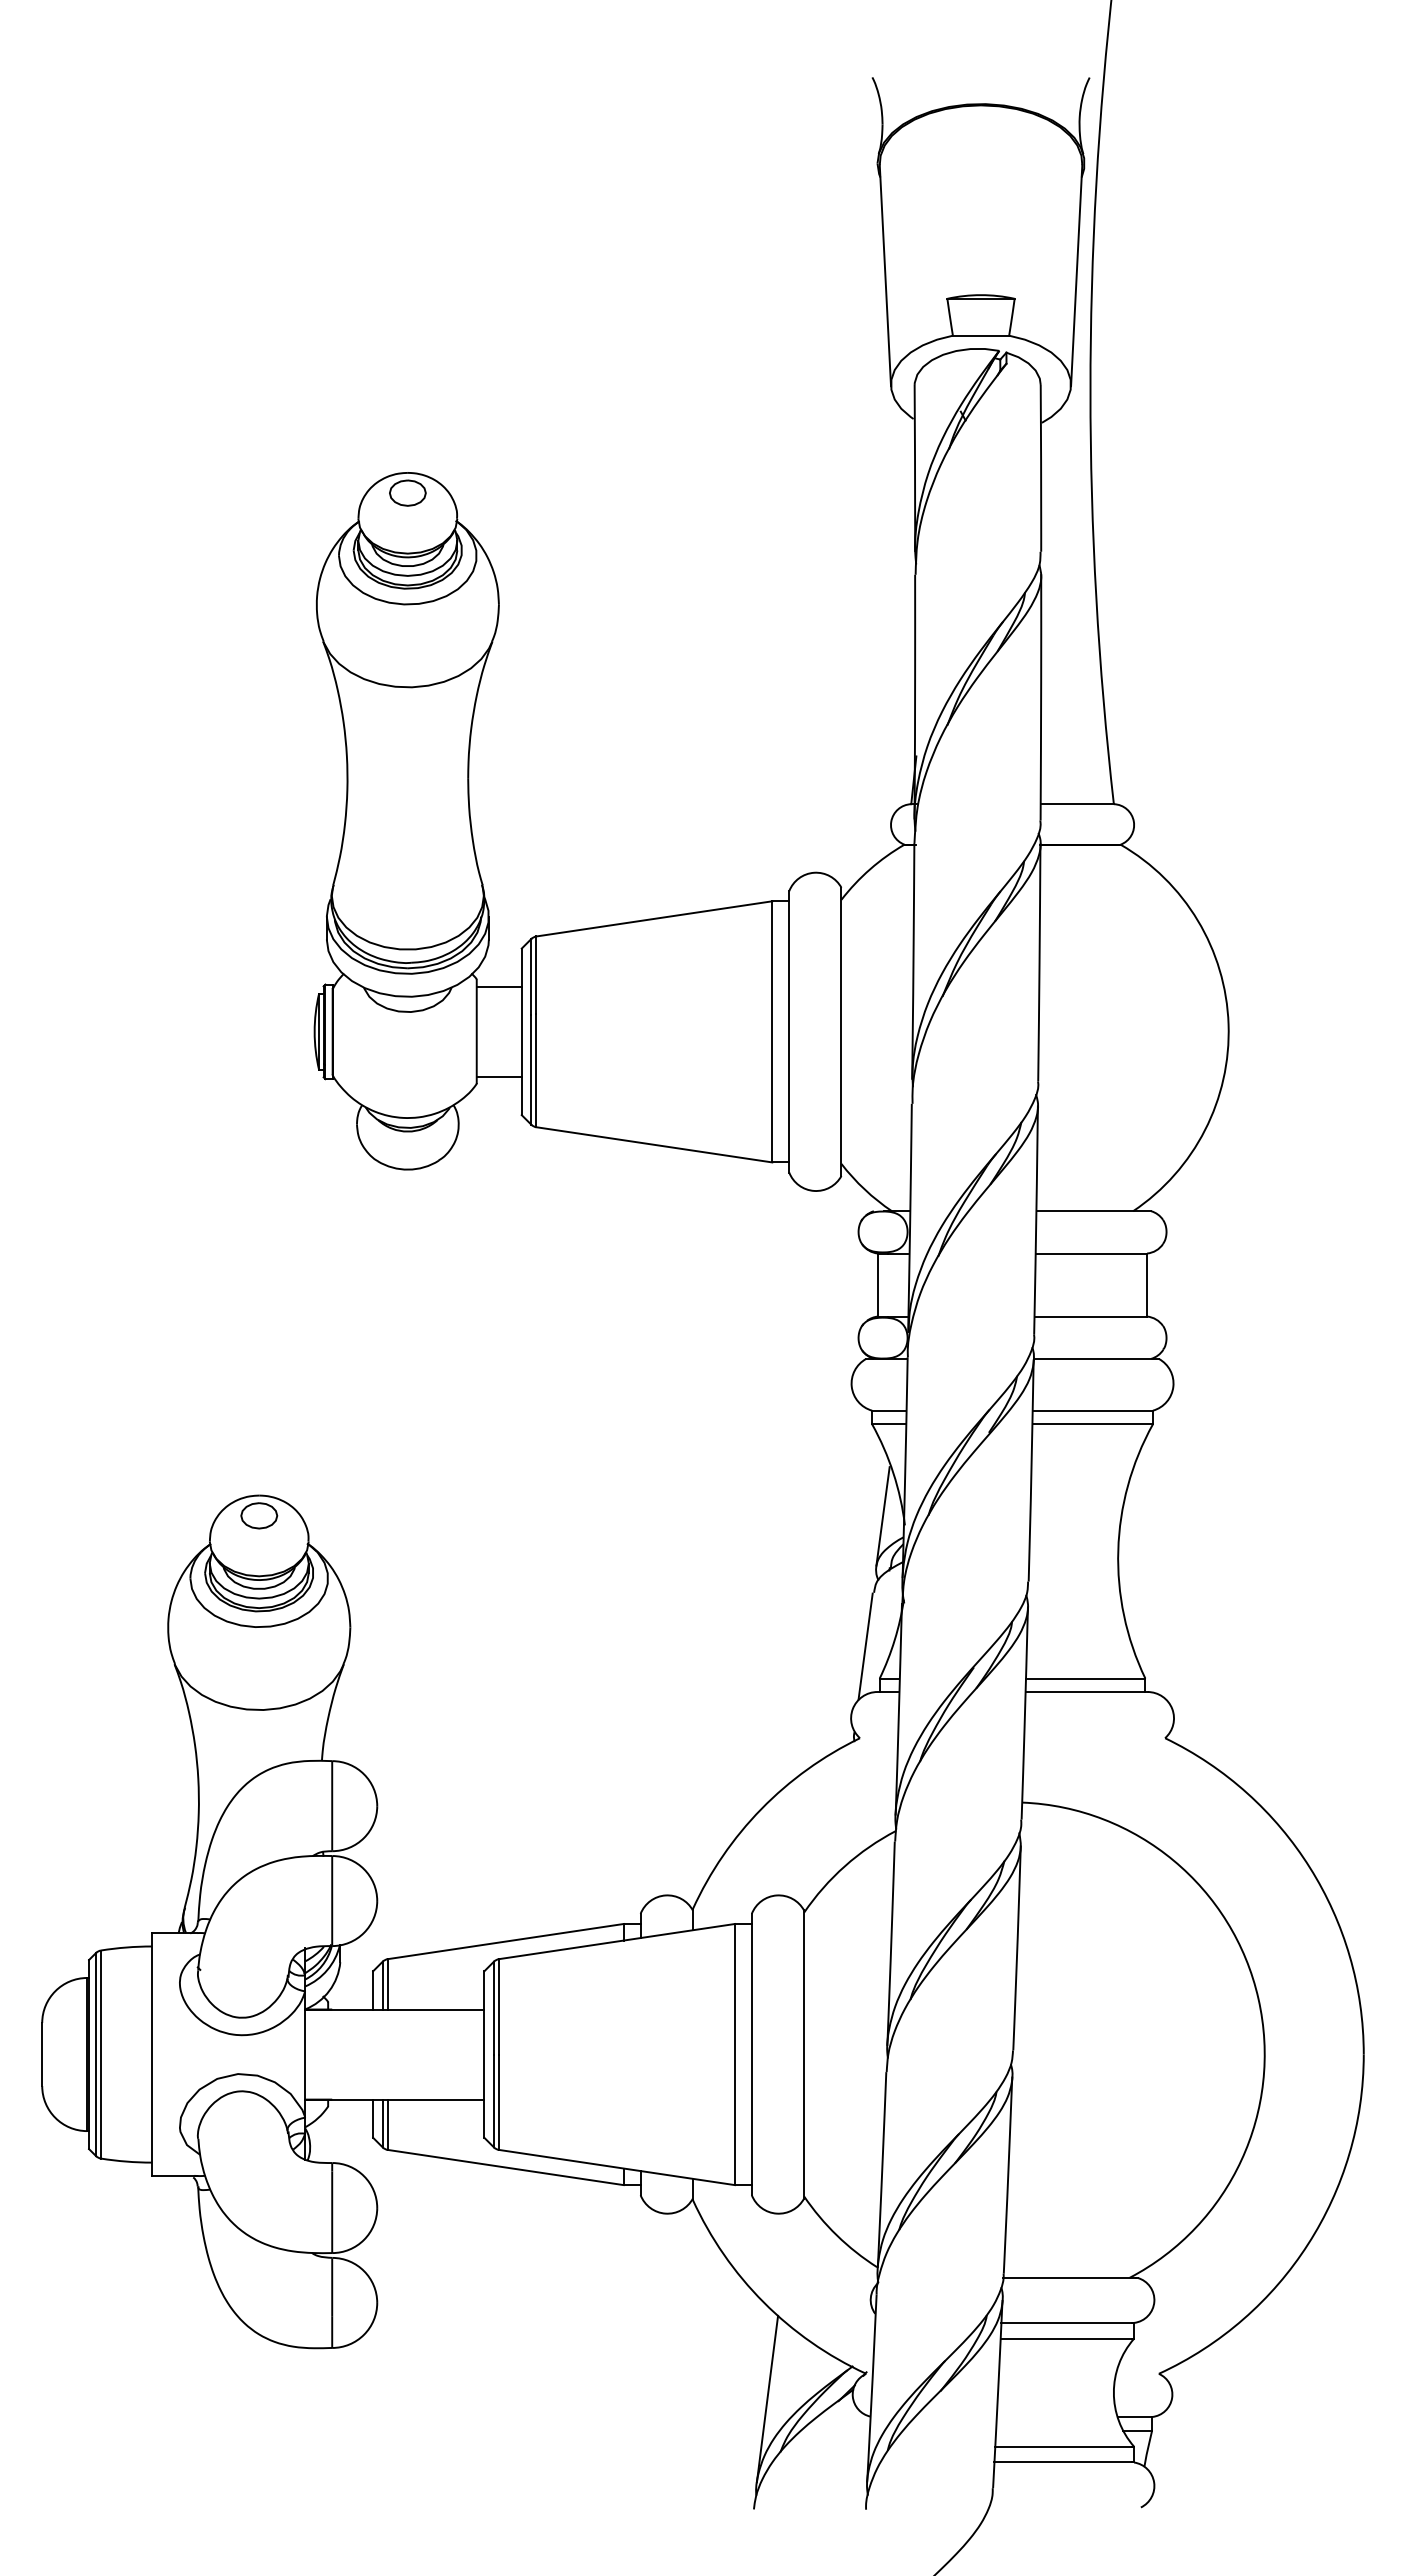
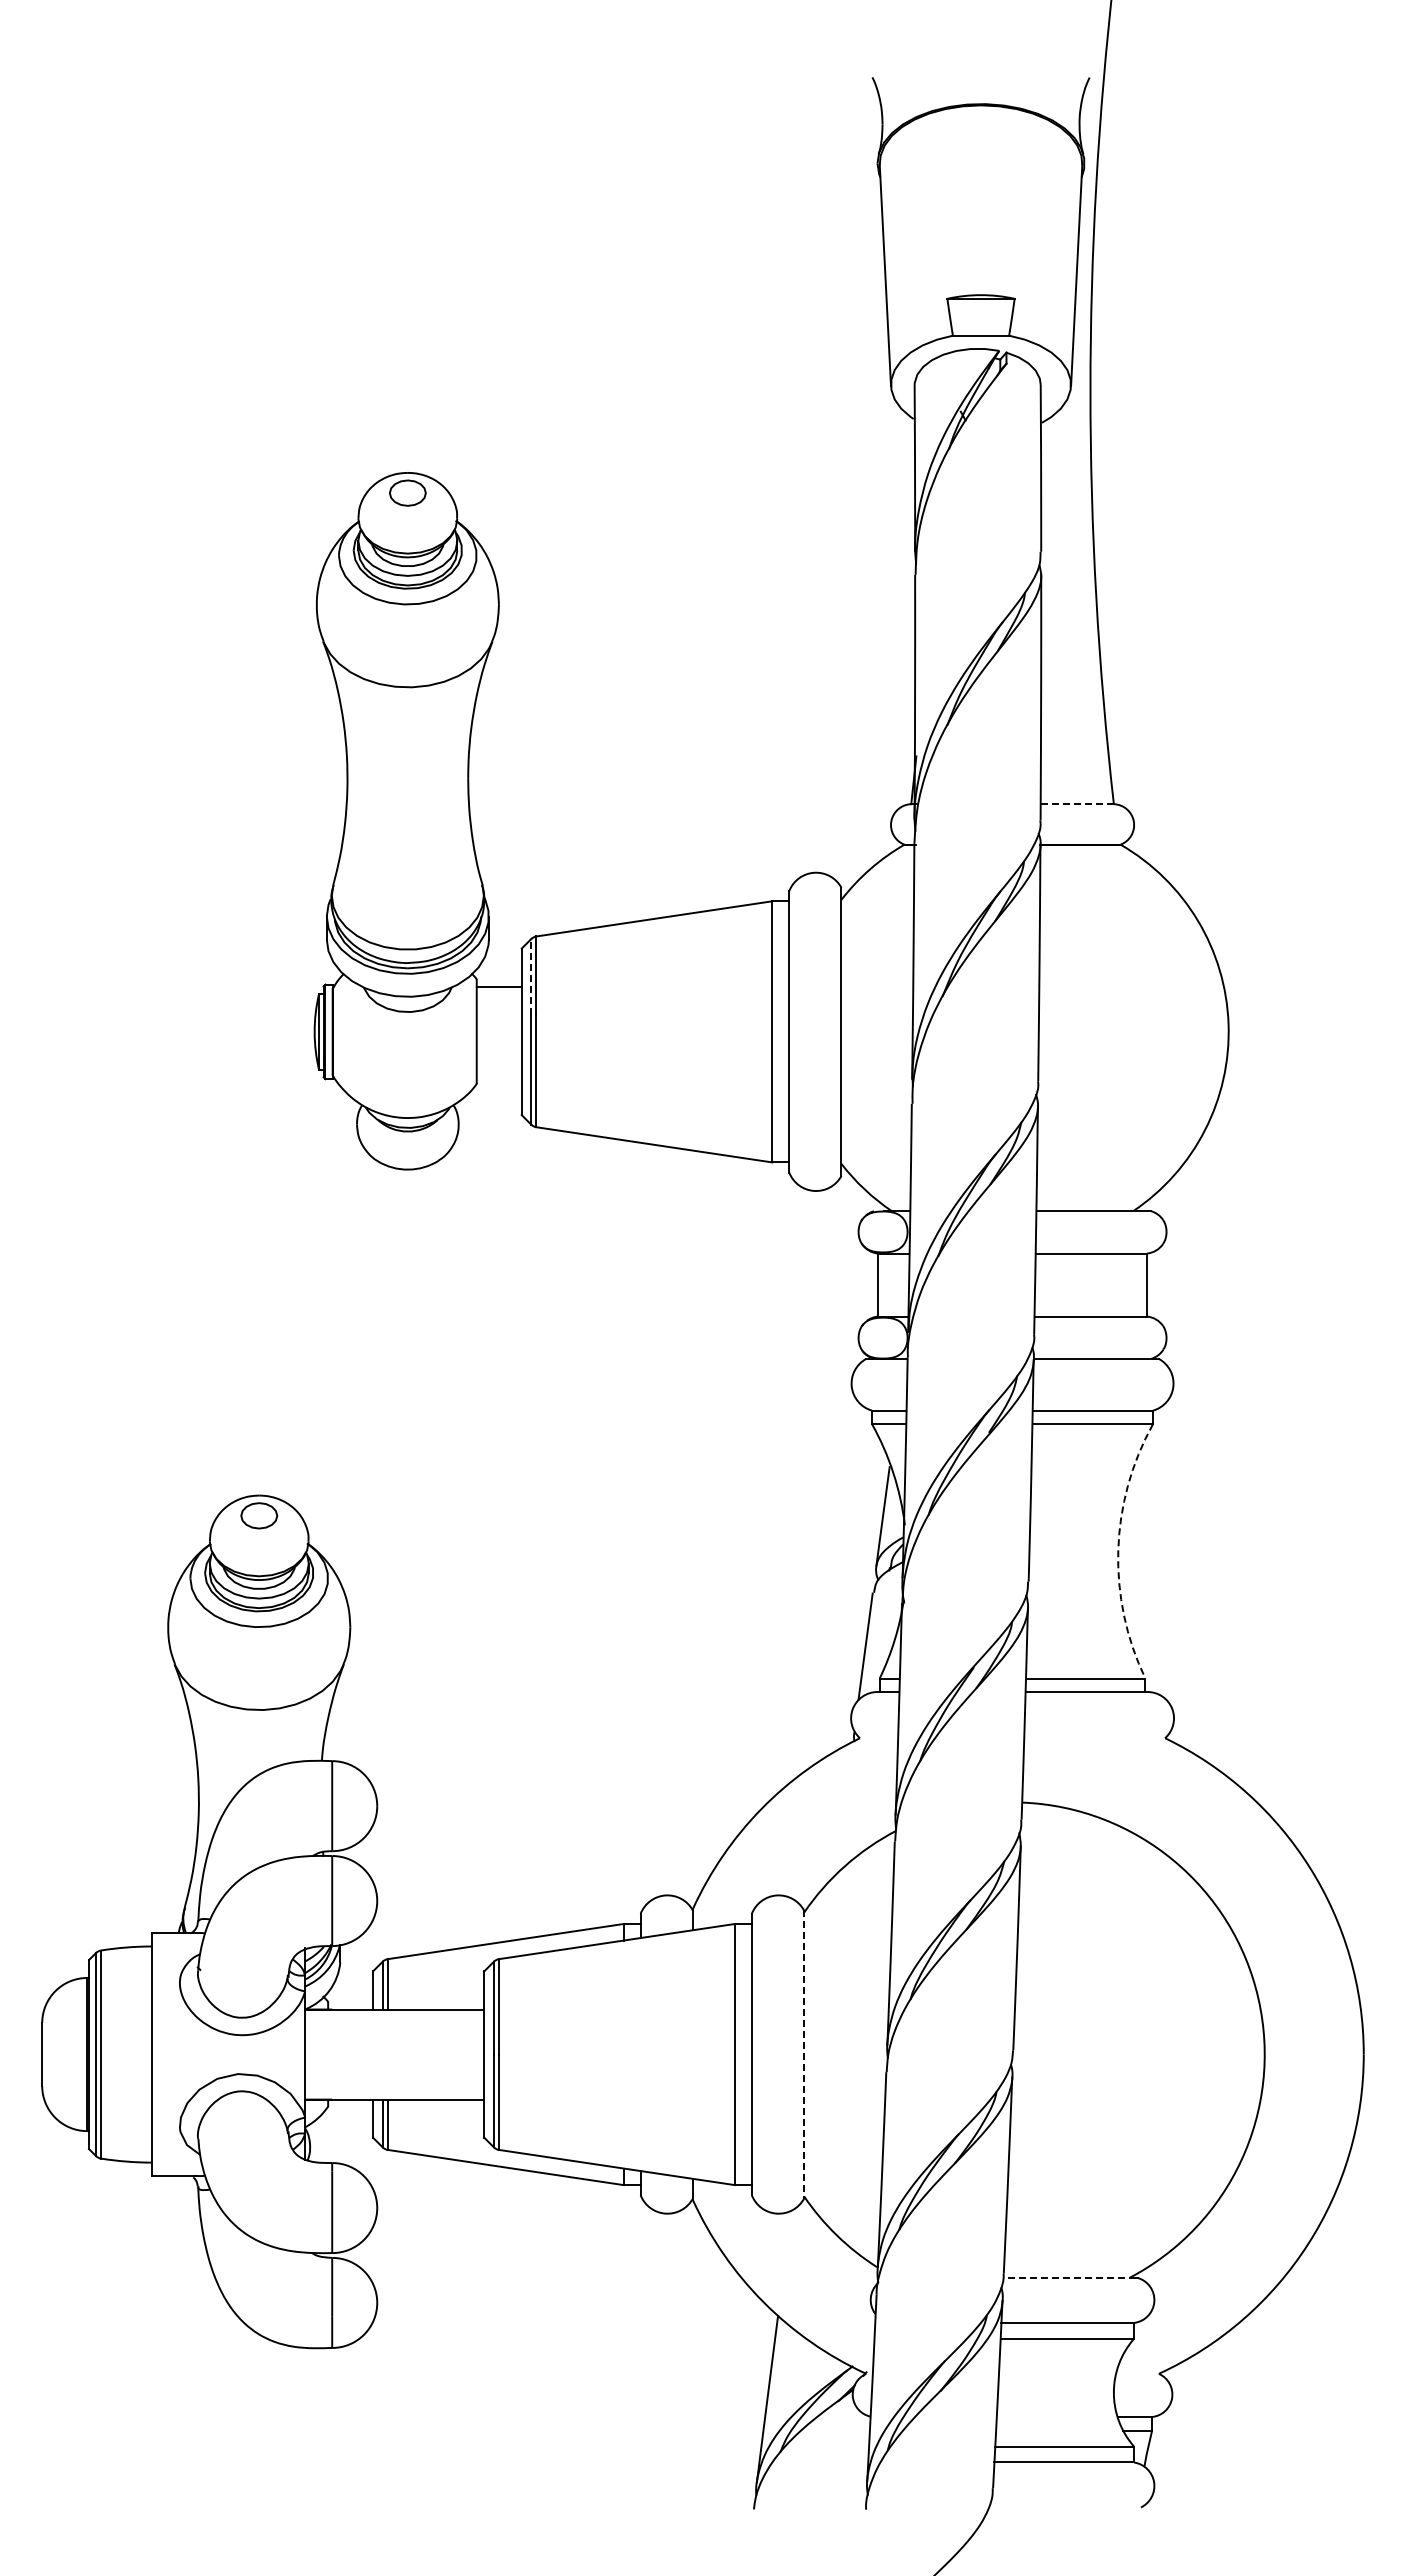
line: solid -> dashed (1076, 804)
line: solid -> dashed (531, 976)
line: present -> none (498, 1076)
arc: solid -> dashed (1118, 1550)
line: solid -> dashed (804, 2055)
line: solid -> dashed (1068, 2277)
